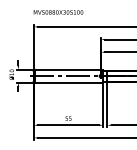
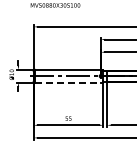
text position: (58, 12) -> (55, 5) (55, 5)
line: solid -> dashed (67, 82)
